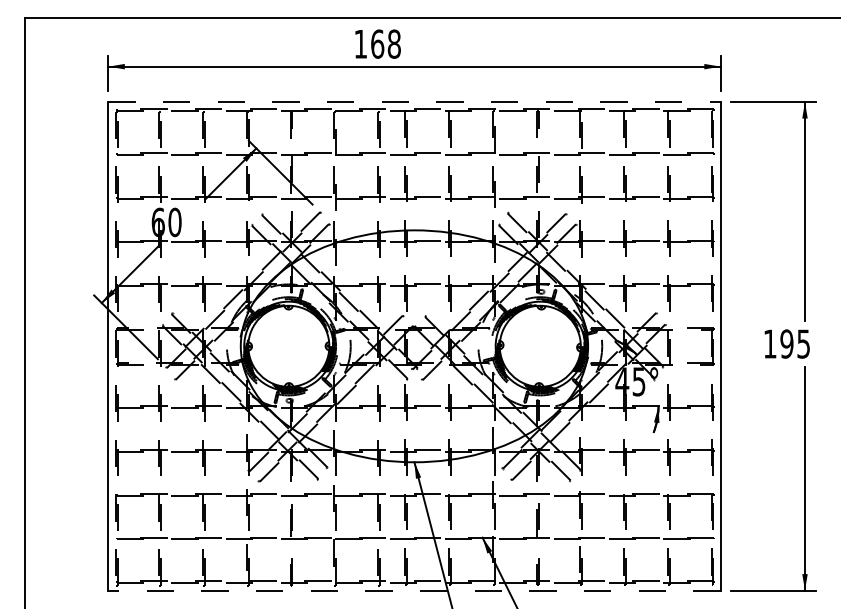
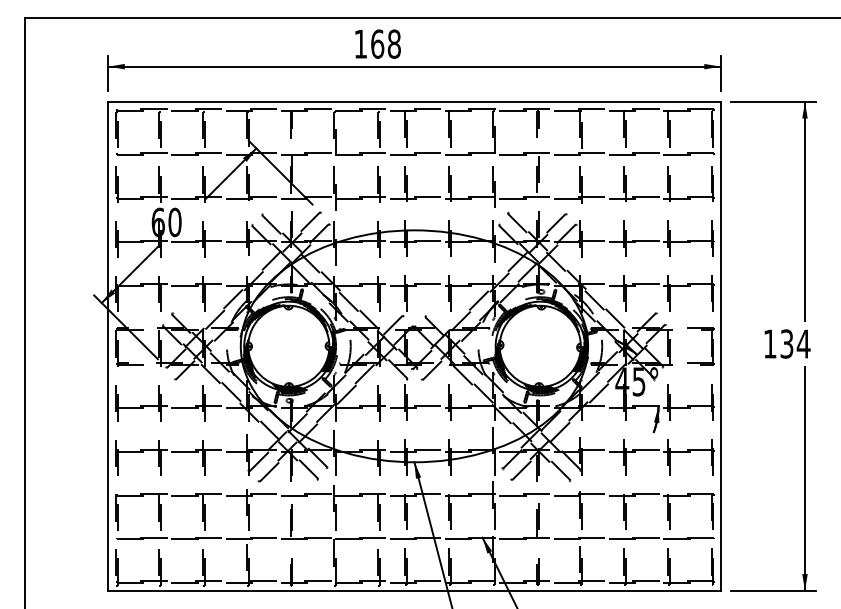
line: dashed -> solid (415, 102)
text: 195 -> 134 (795, 343)
line: dashed -> solid (414, 590)
